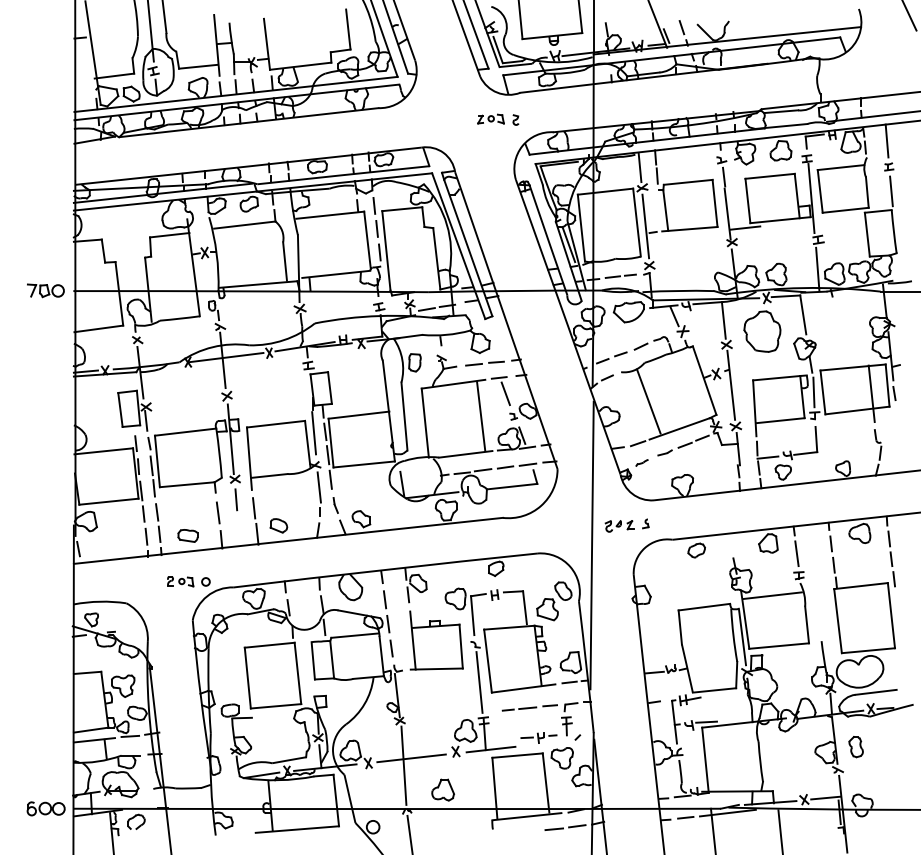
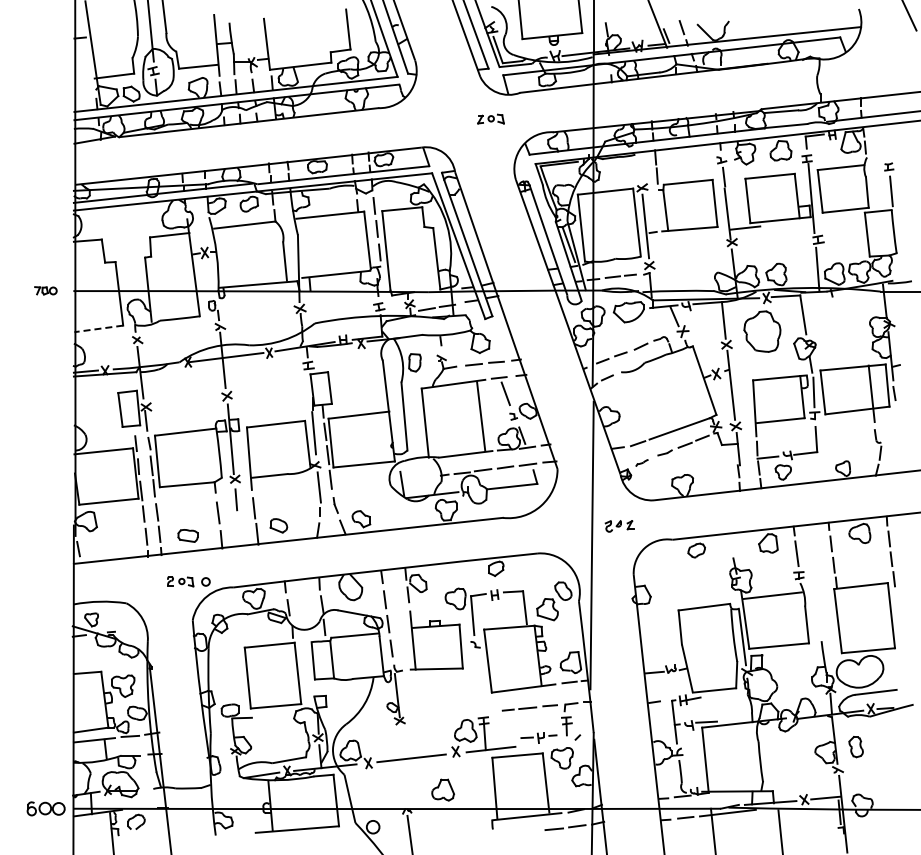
part: present -> none (515, 119)
line: present -> none (886, 140)
line: present -> none (639, 167)
part size: 38x16 px -> 24x10 px (45, 290)
line: solid -> dashed (98, 328)
line: present -> none (648, 401)
part: present -> none (645, 523)
line: present -> none (479, 682)
line: present -> none (403, 765)
